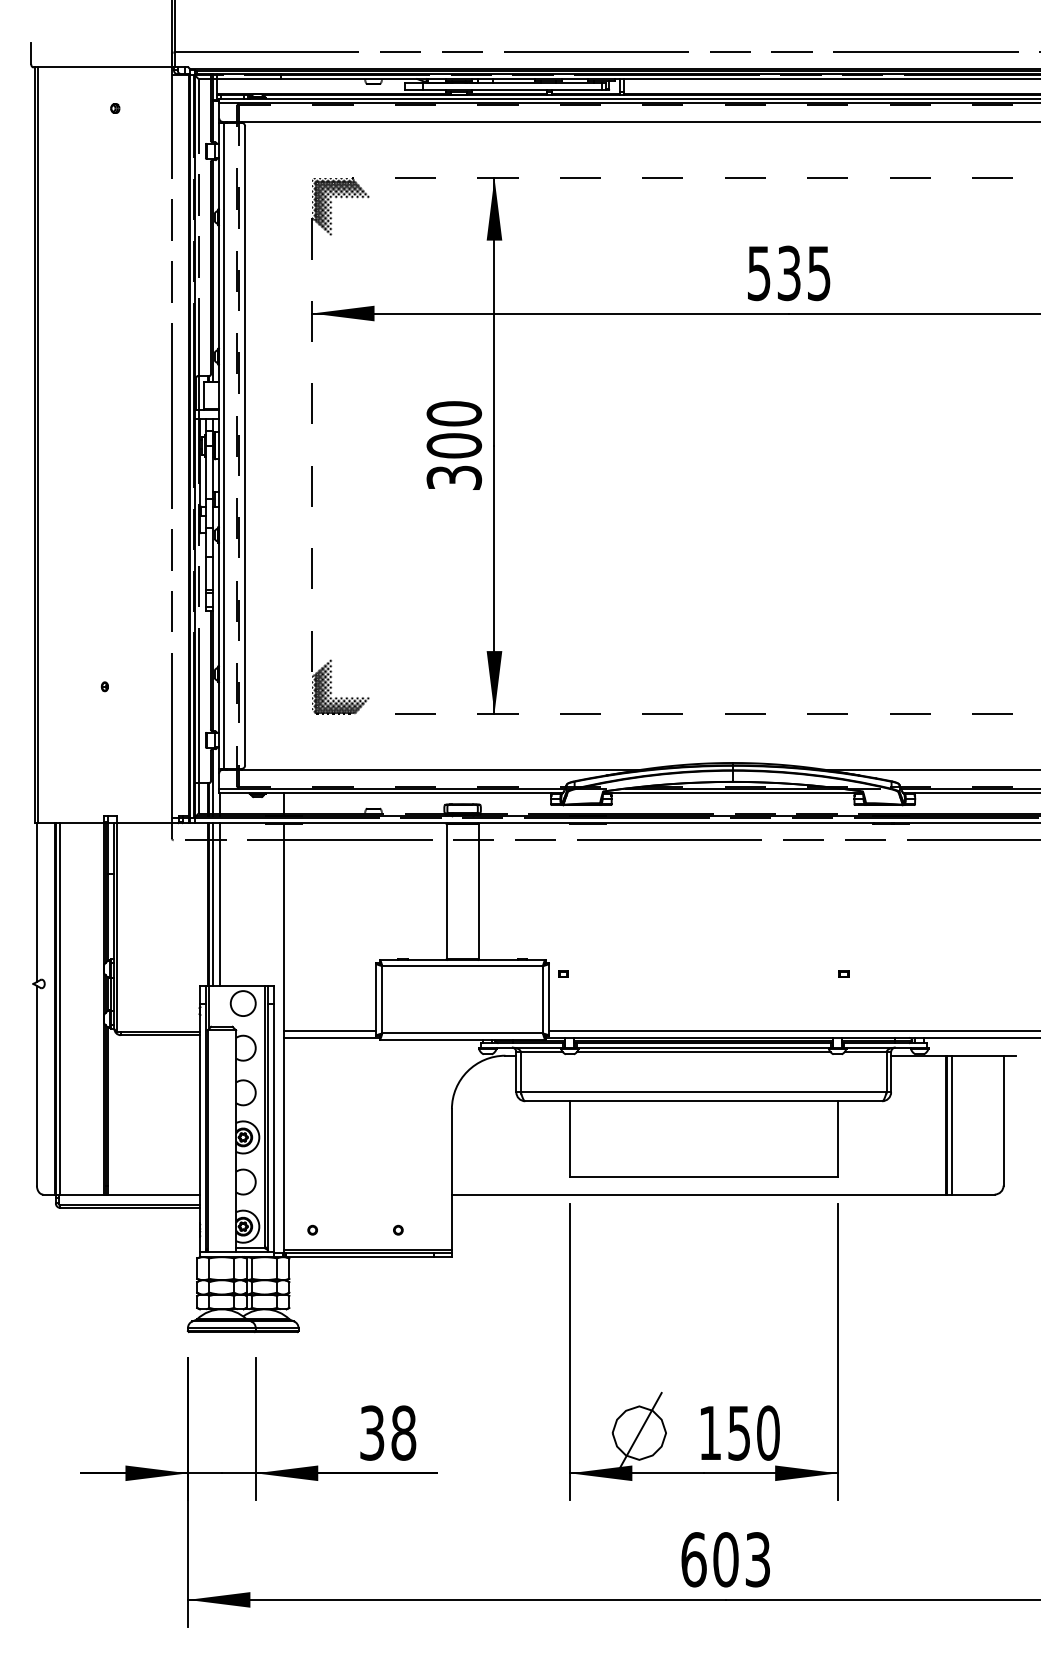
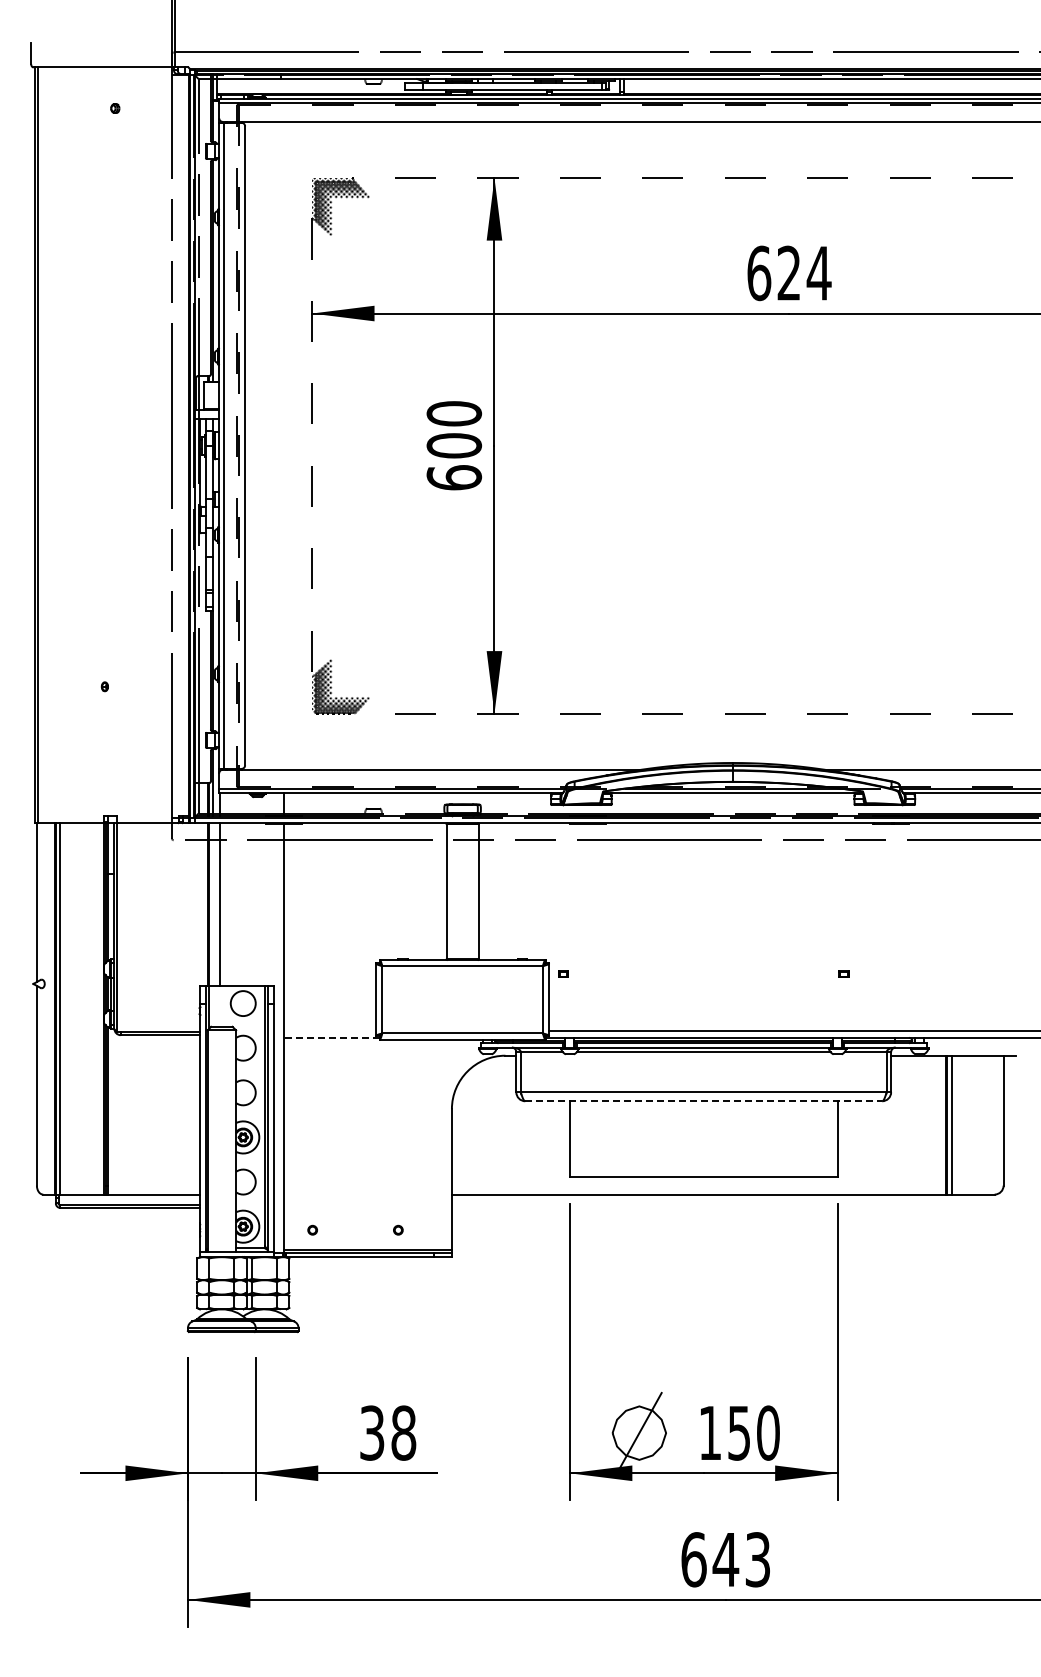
text: 535 -> 624 (789, 273)
text: 300 -> 600 (454, 477)
line: present -> none (212, 904)
line: present -> none (330, 1030)
line: solid -> dashed (331, 1037)
line: solid -> dashed (704, 1101)
text: 603 -> 643 (725, 1559)
